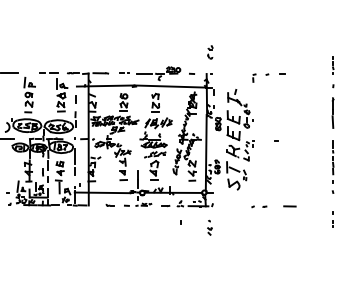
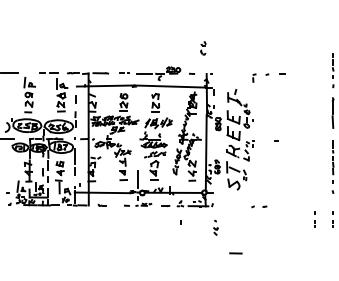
part position: (210, 52) -> (203, 48) (203, 48)
part size: 3x19 px -> 4x26 px (332, 65)
part position: (109, 204) -> (101, 204) (101, 204)
line position: (289, 206) -> (235, 253) (235, 253)
line: none -> present (314, 220)
part position: (209, 227) -> (215, 227) (215, 227)
